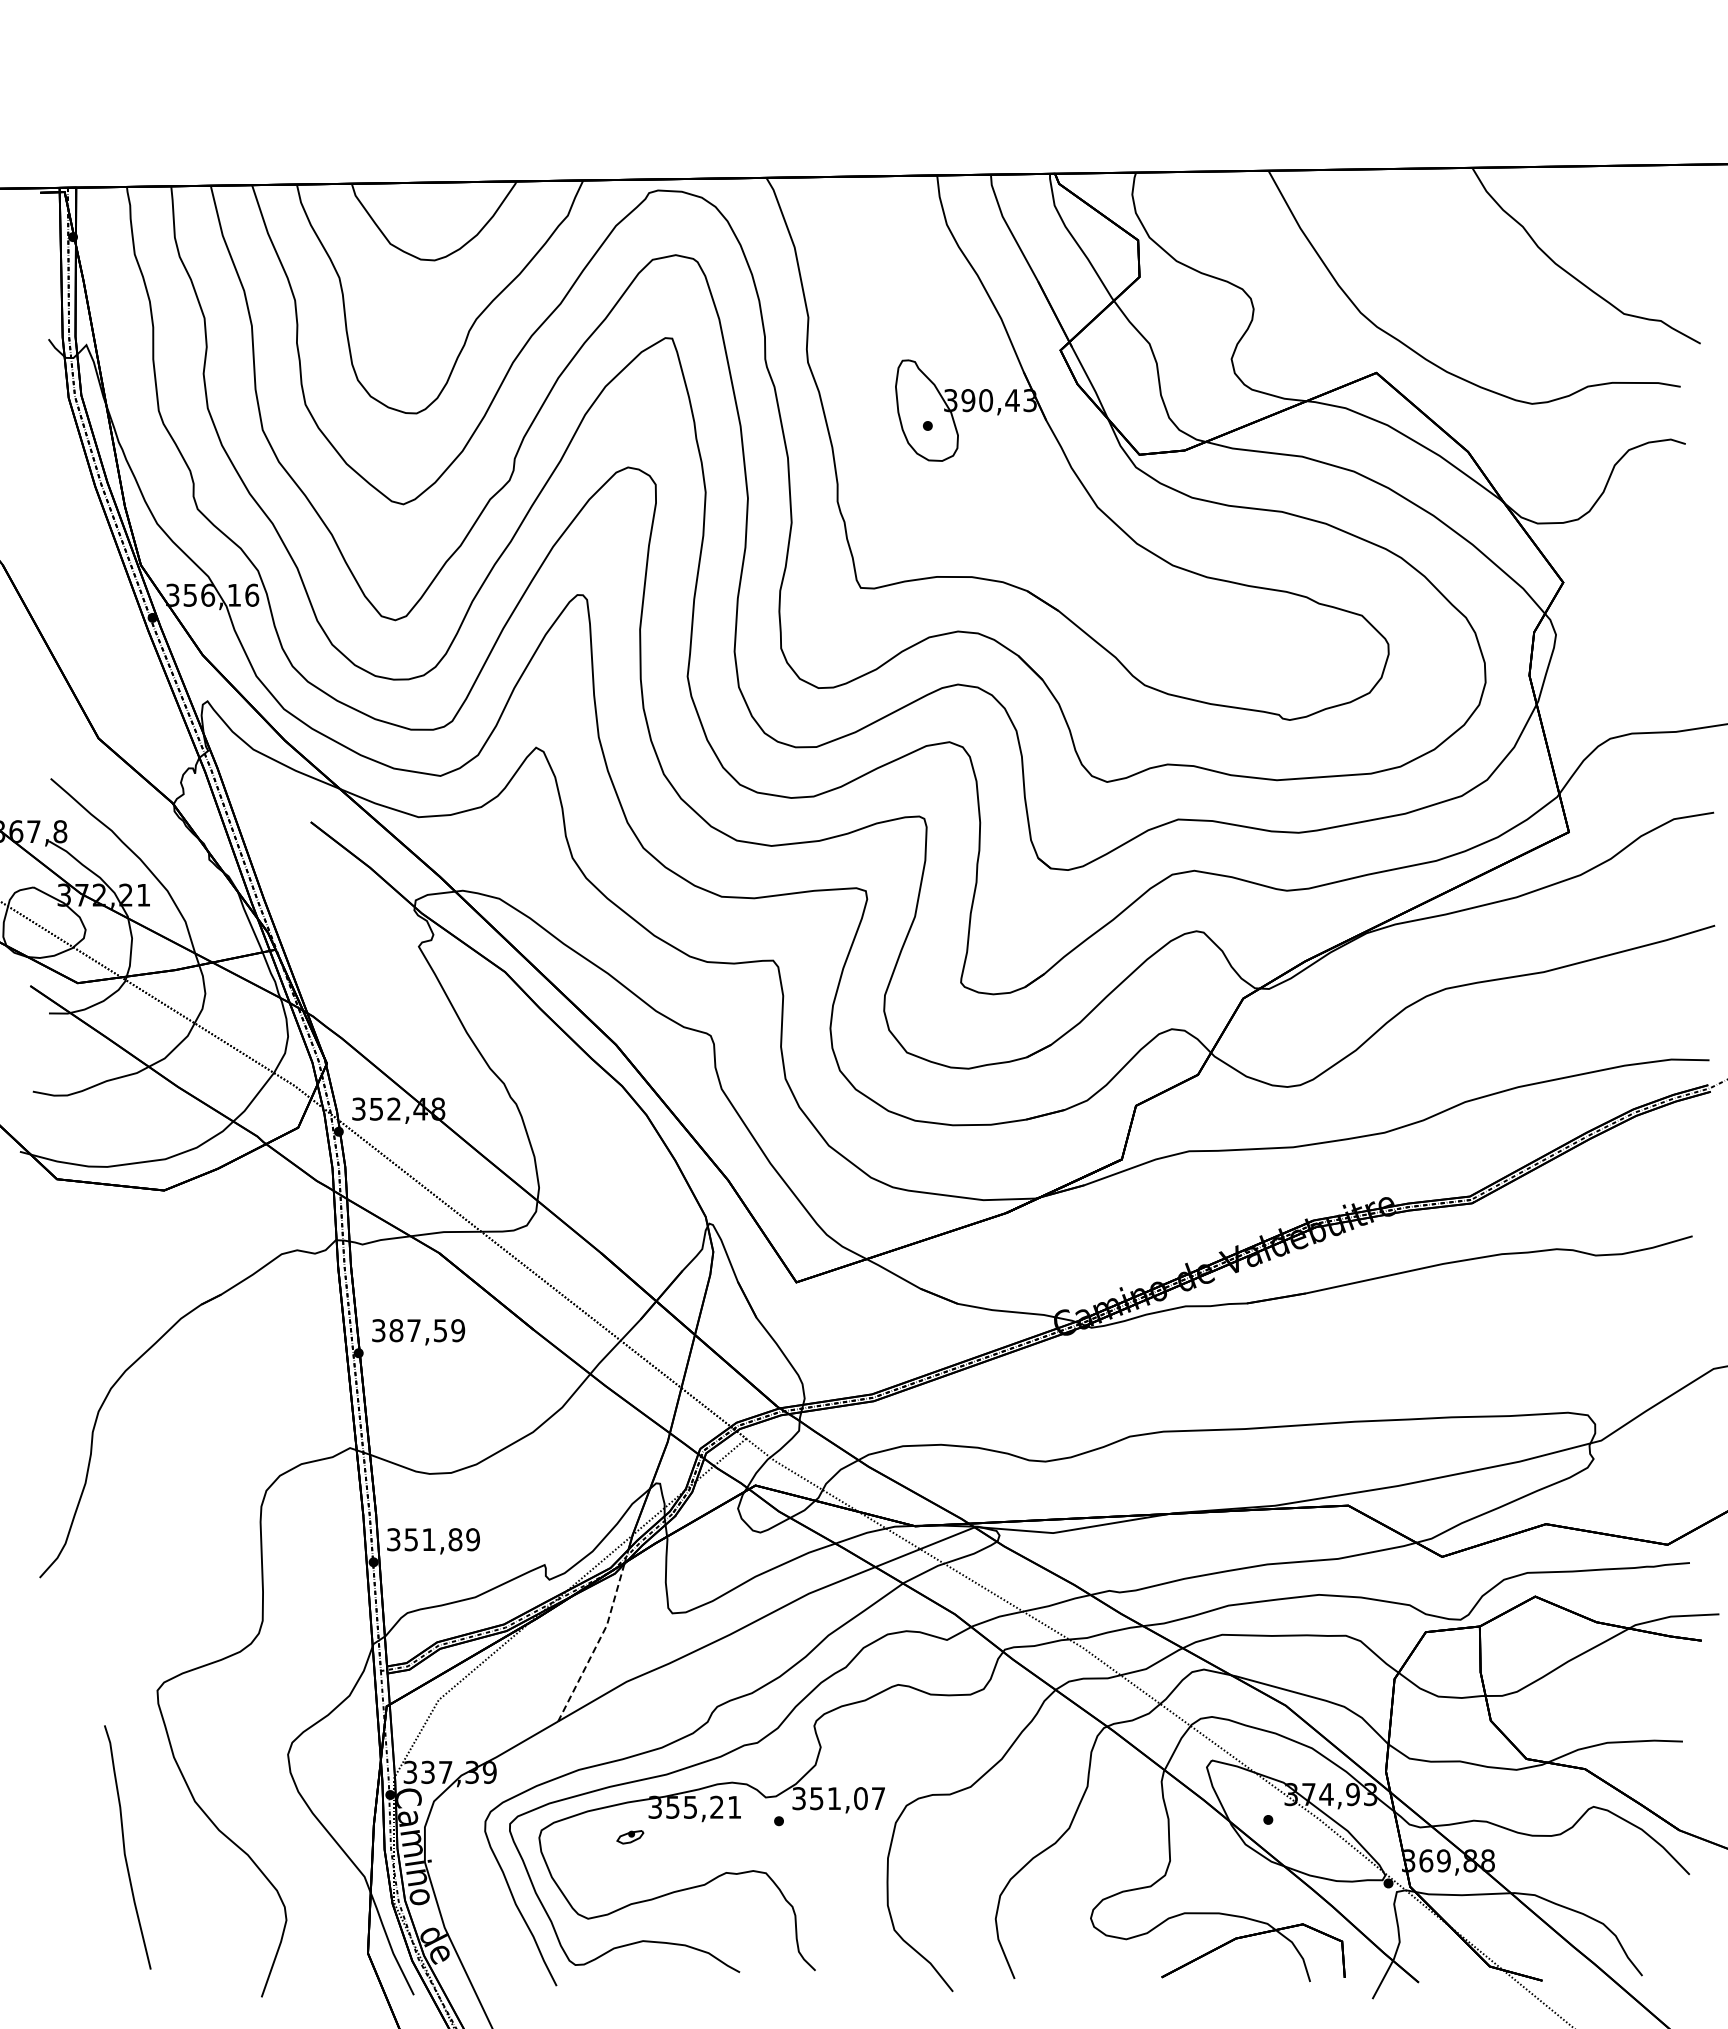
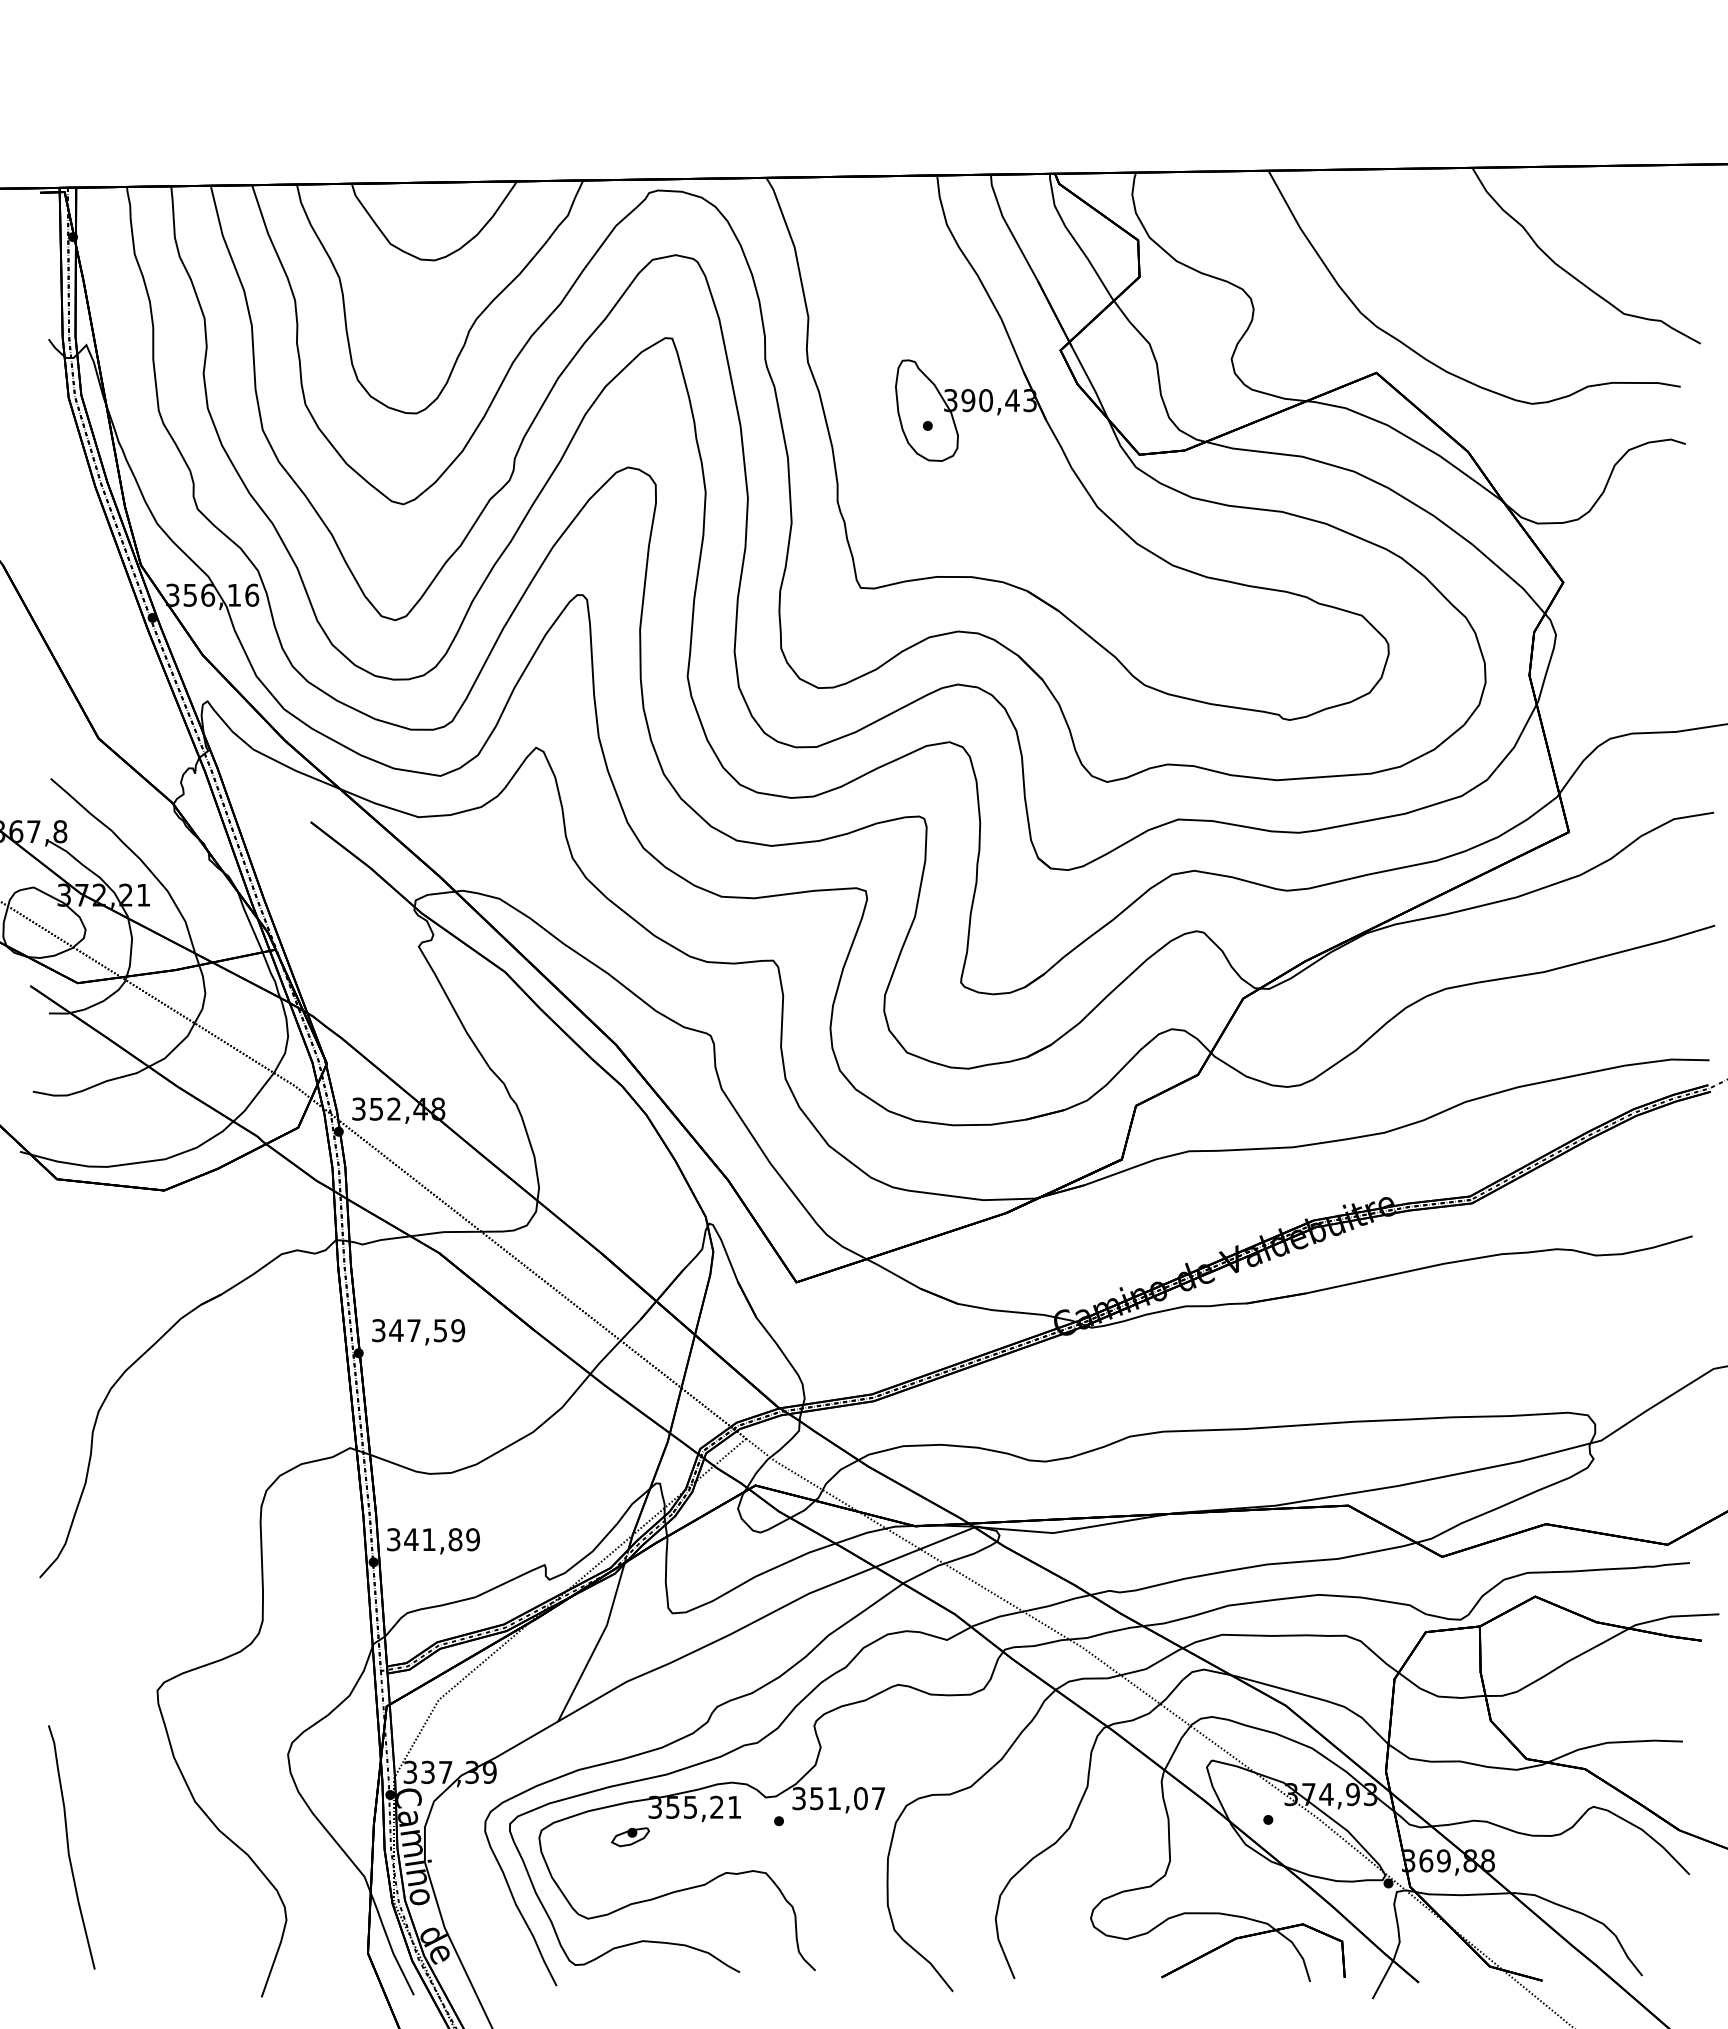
text: 387,59 -> 347,59 (396, 1330)
text: 351,89 -> 341,89 (411, 1539)
line: dashed -> solid (597, 1644)
part size: 29x15 px -> 40x21 px (629, 1837)
curve position: (125, 1847) -> (69, 1847) (69, 1847)
